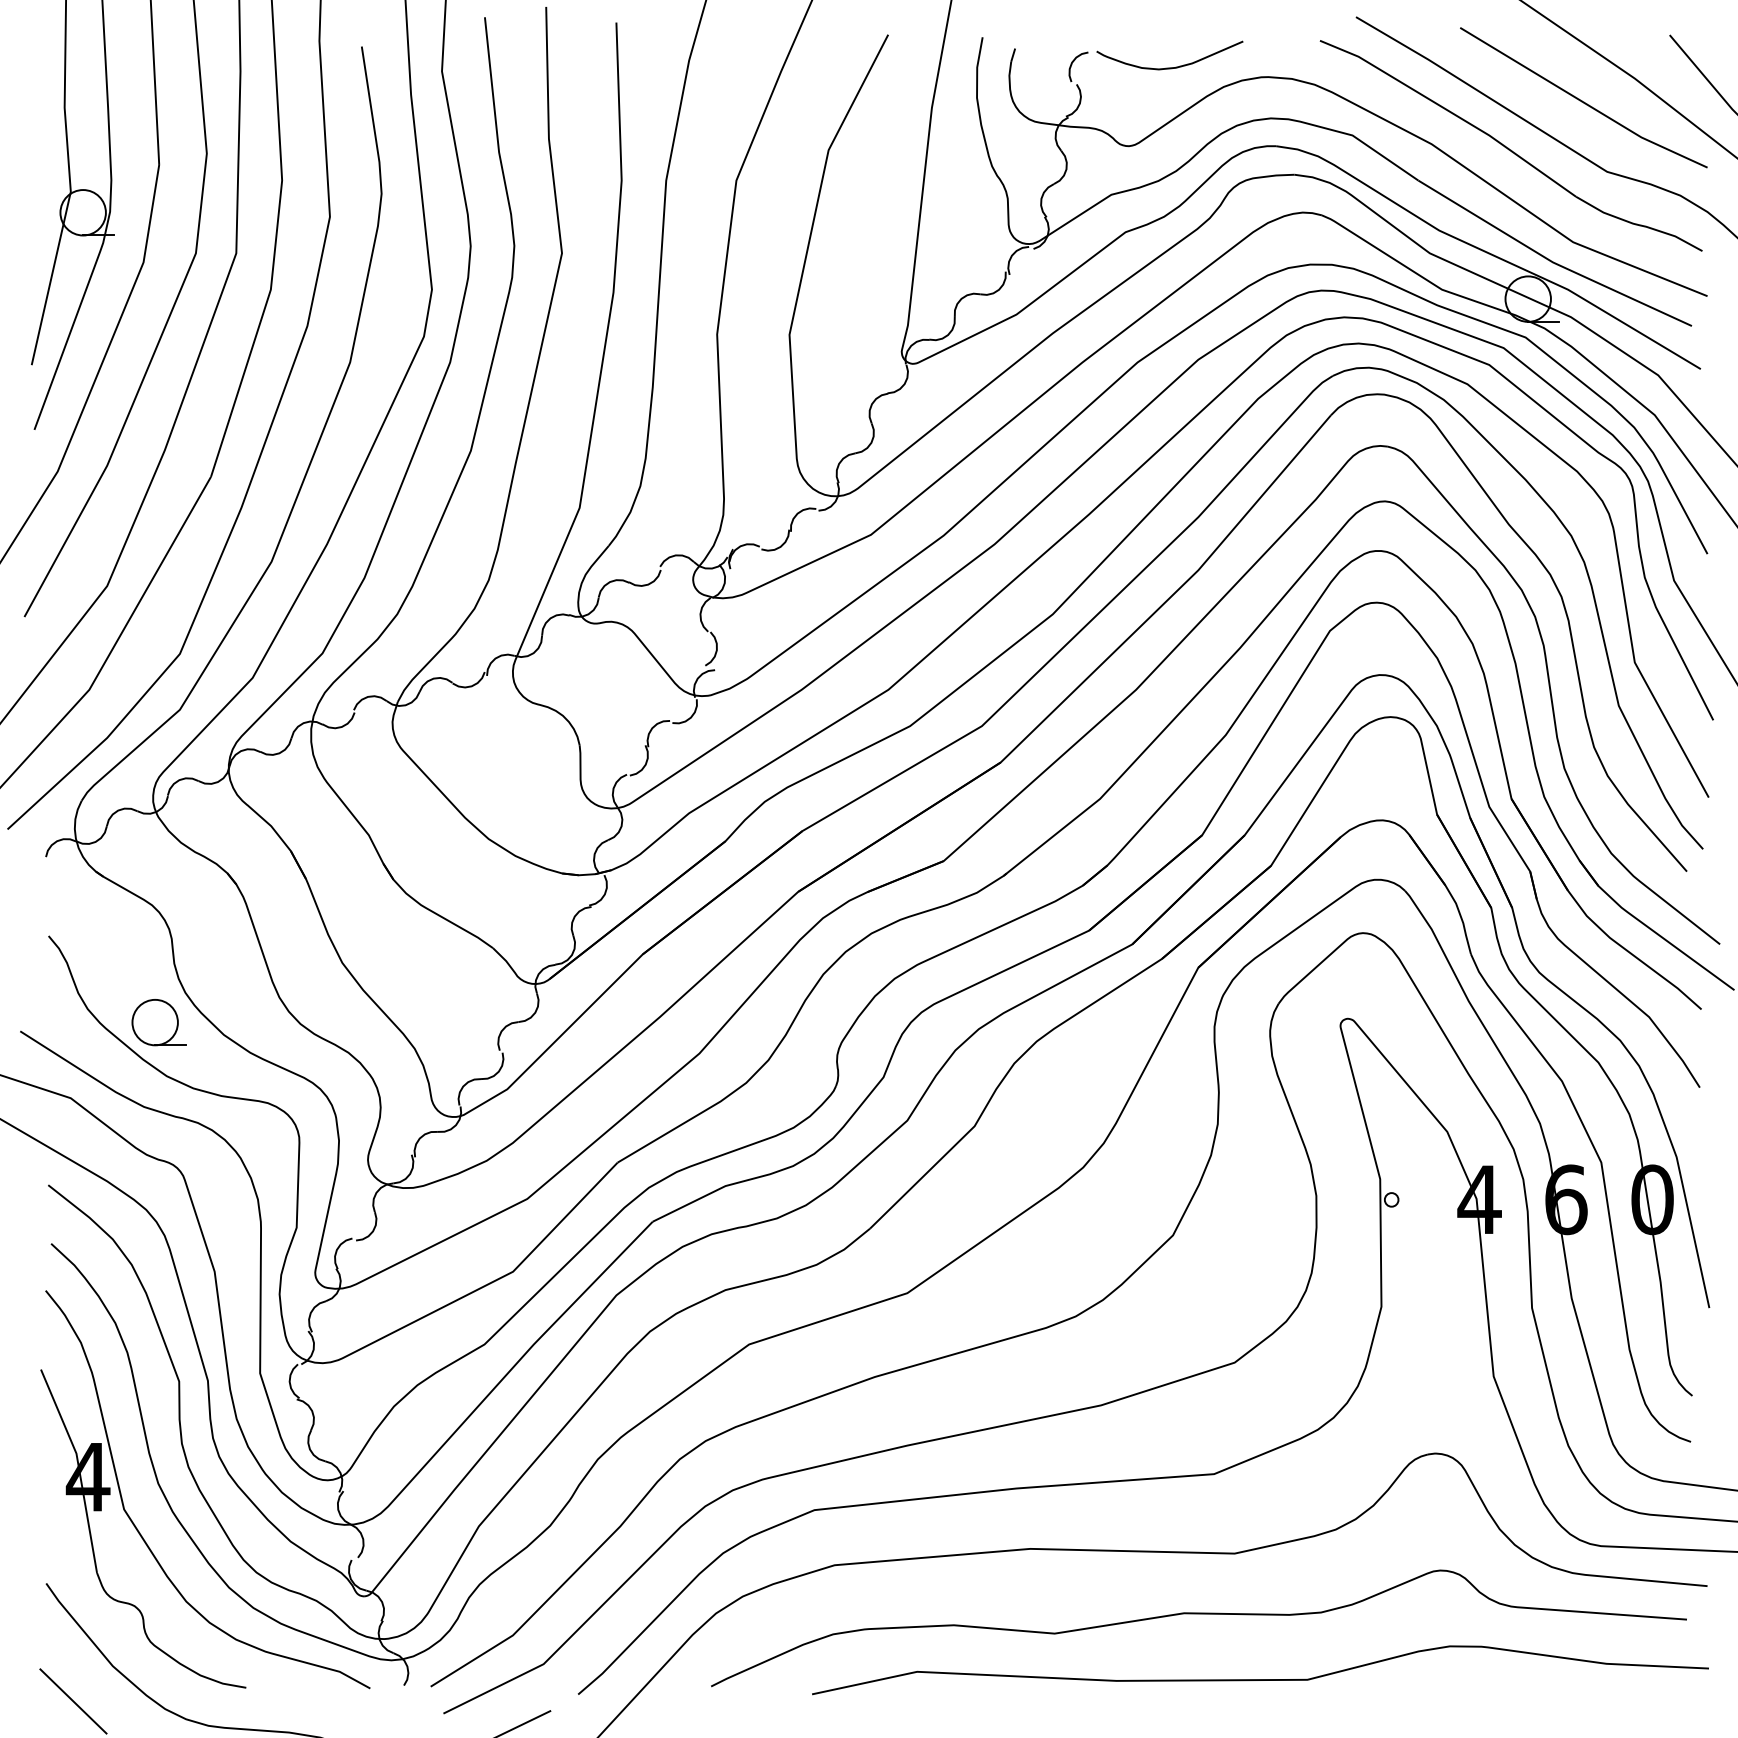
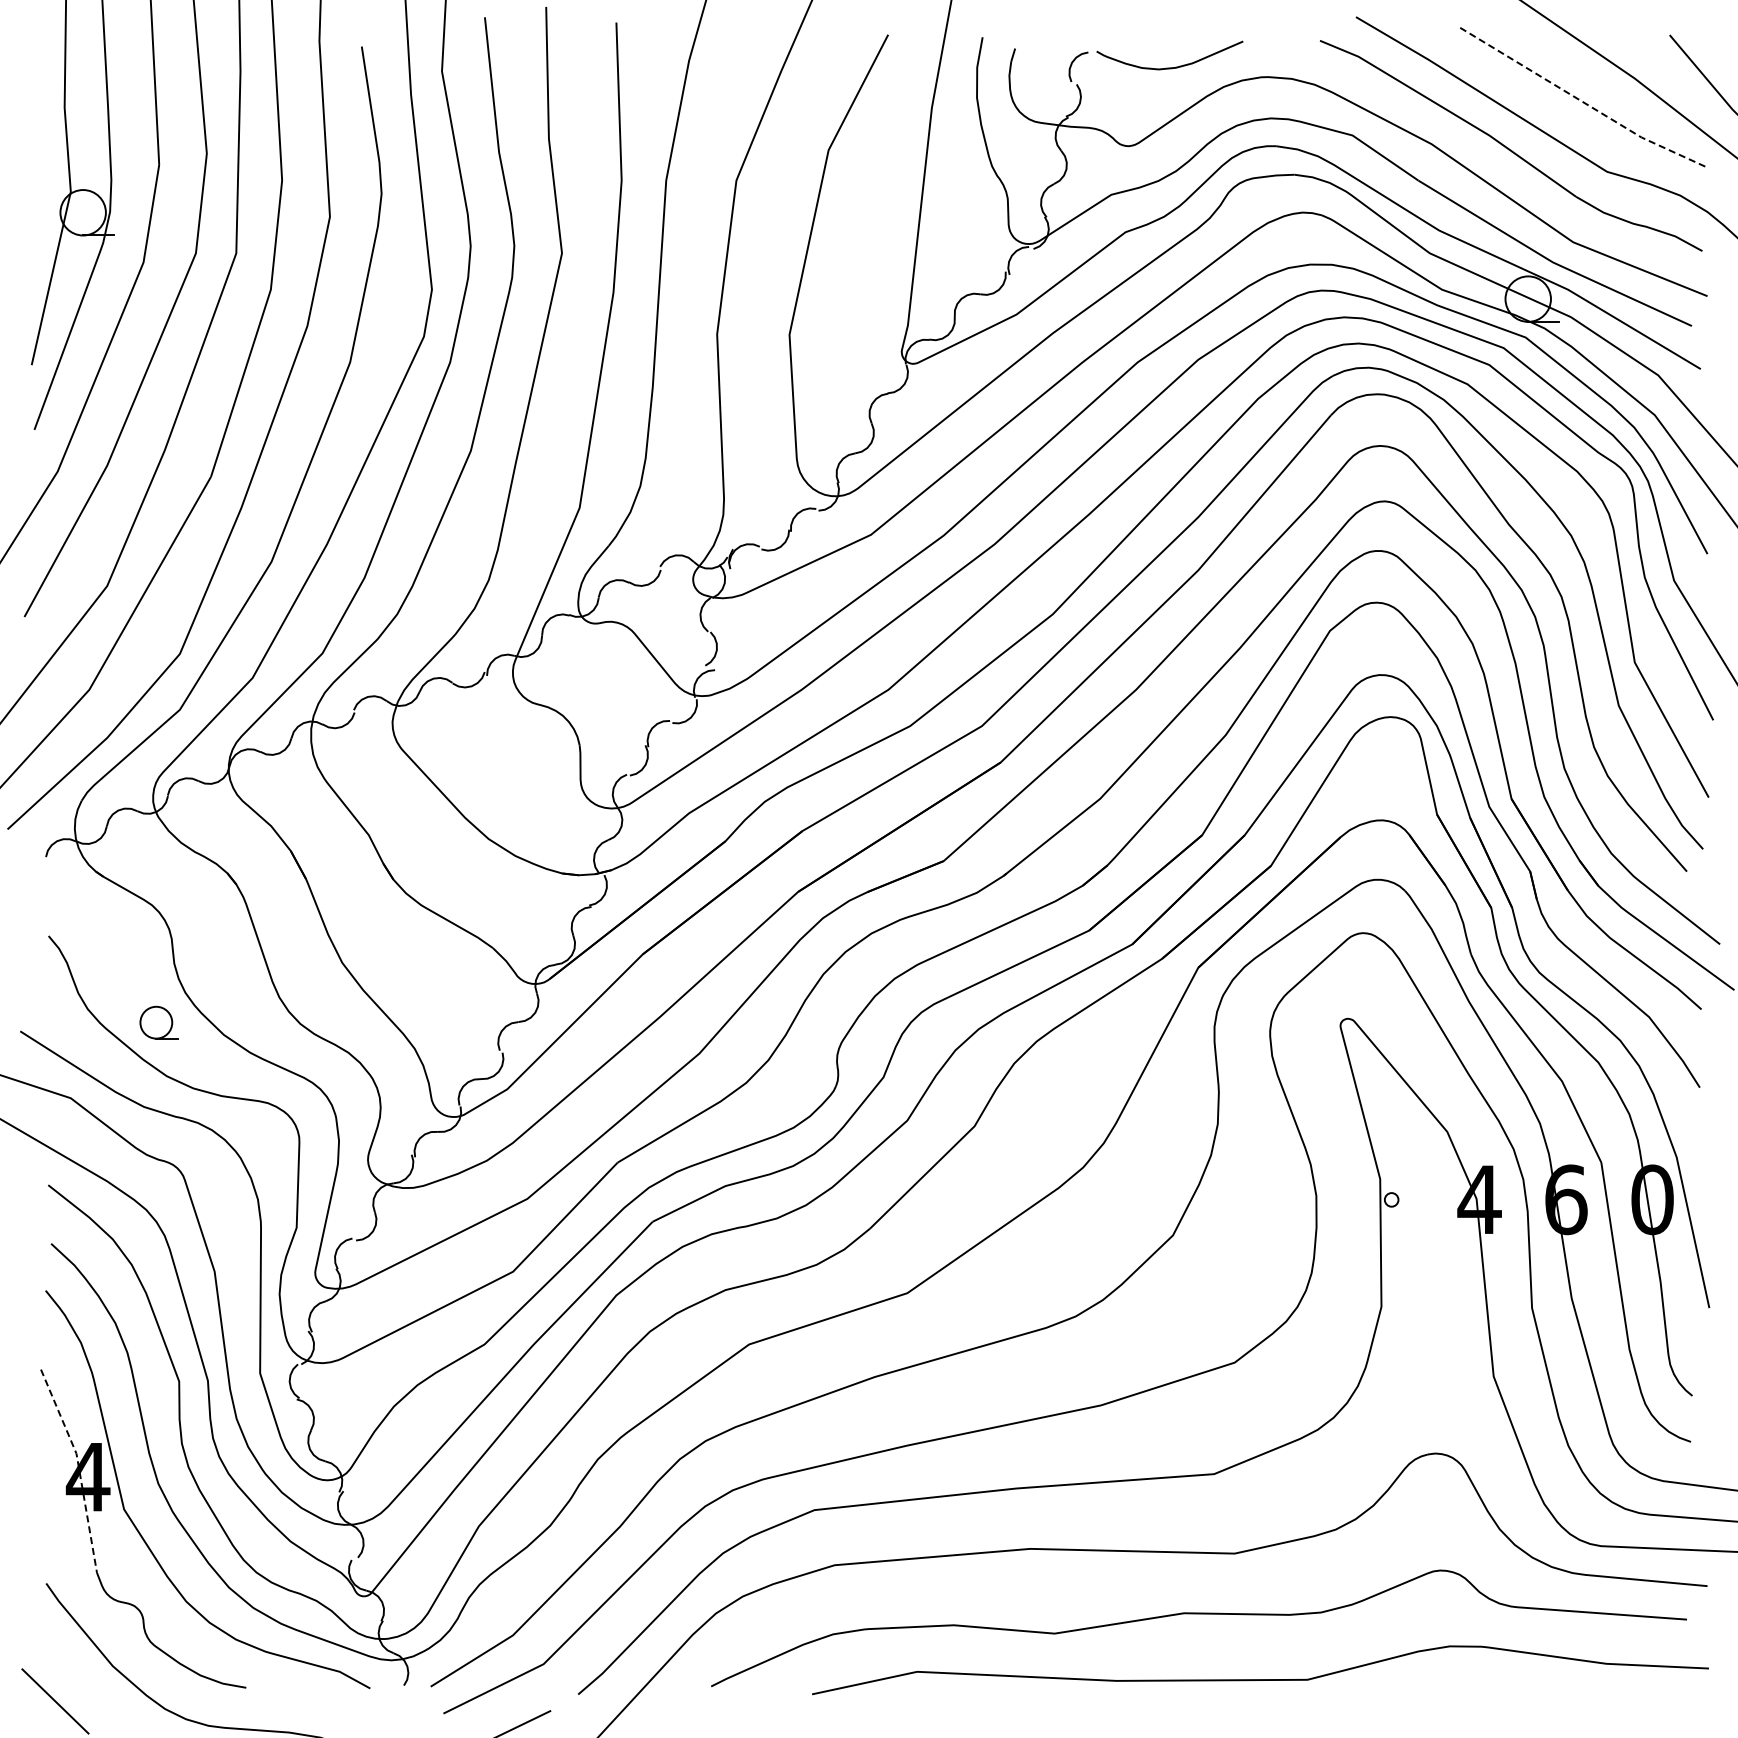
line: solid -> dashed (1582, 101)
part size: 56x48 px -> 40x35 px (158, 1022)
line: solid -> dashed (79, 1468)
line position: (73, 1701) -> (55, 1701) (55, 1701)
